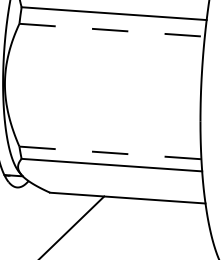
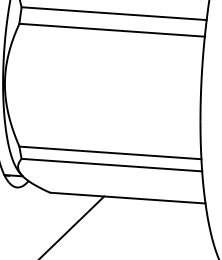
line: dashed -> solid (112, 30)
line: dashed -> solid (110, 152)
